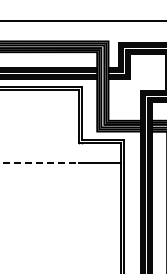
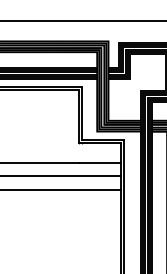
line: dashed -> solid (39, 162)
line: none -> present (61, 176)
line: none -> present (61, 189)
